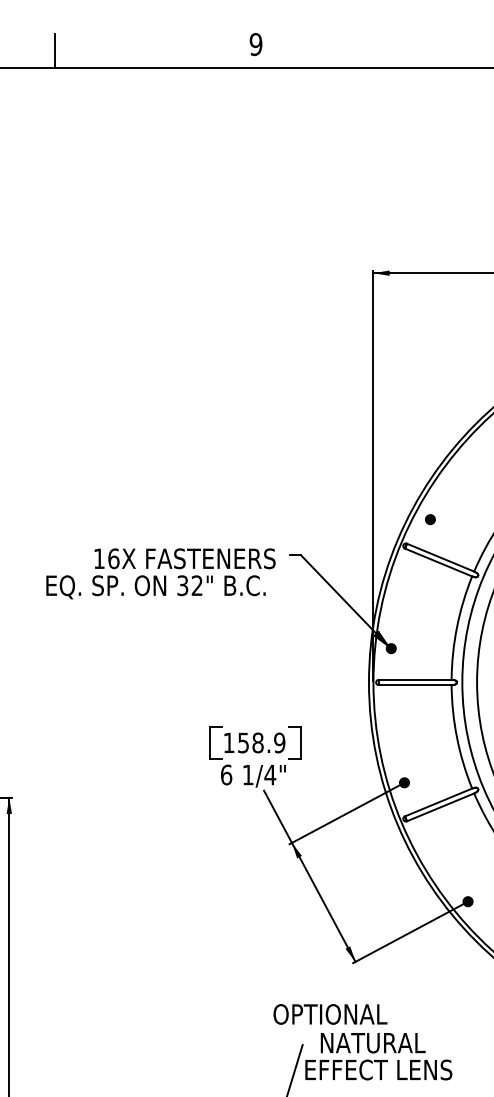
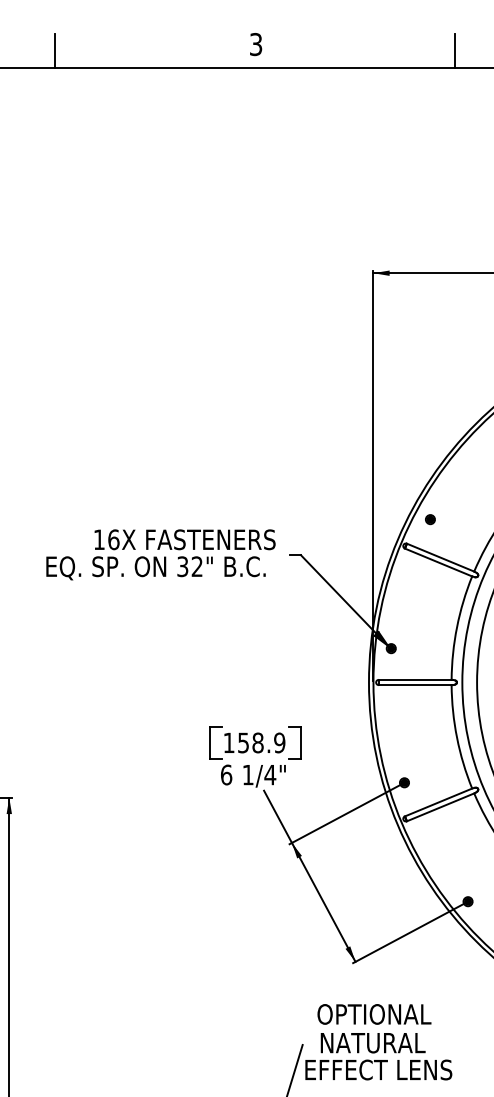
text: 9 -> 3 (255, 44)
line: none -> present (455, 50)
text position: (160, 573) -> (160, 554) (160, 554)
text position: (330, 1014) -> (374, 1014) (374, 1014)
